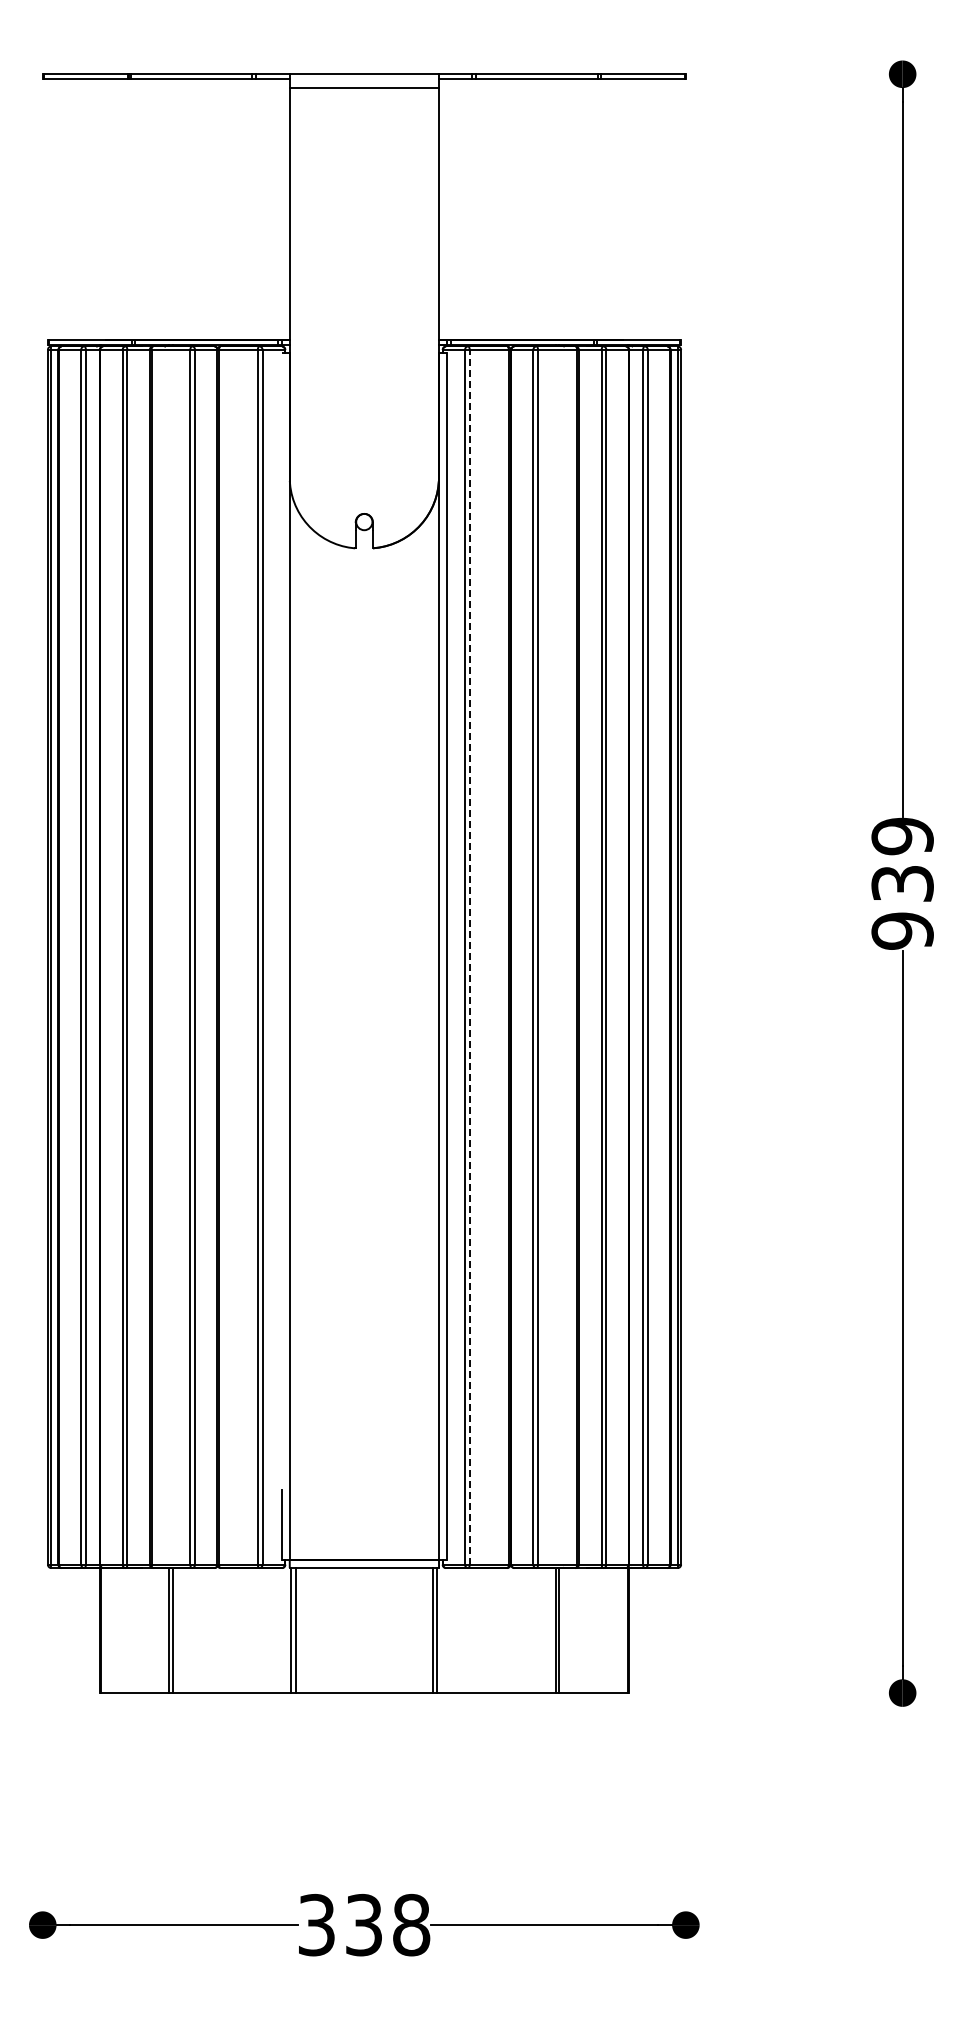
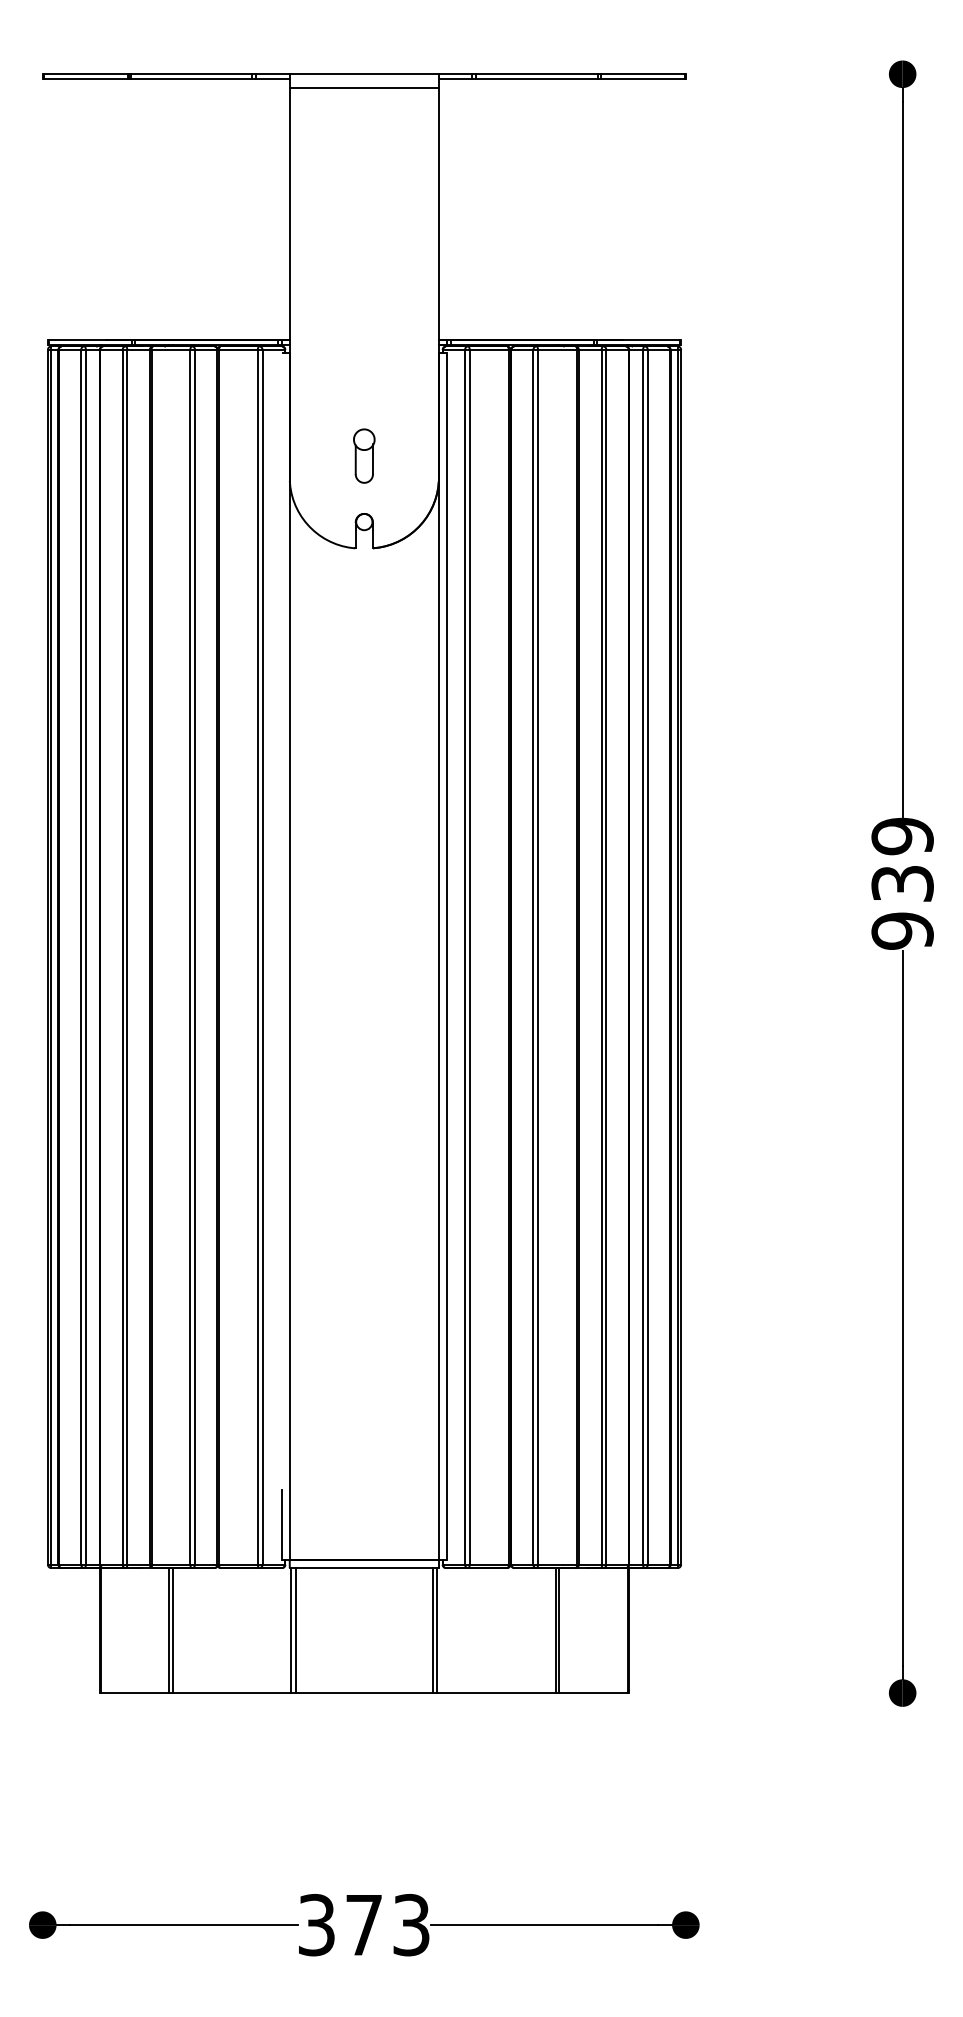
part: none -> present (364, 455)
line: dashed -> solid (469, 956)
text: 338 -> 373 (388, 1924)
